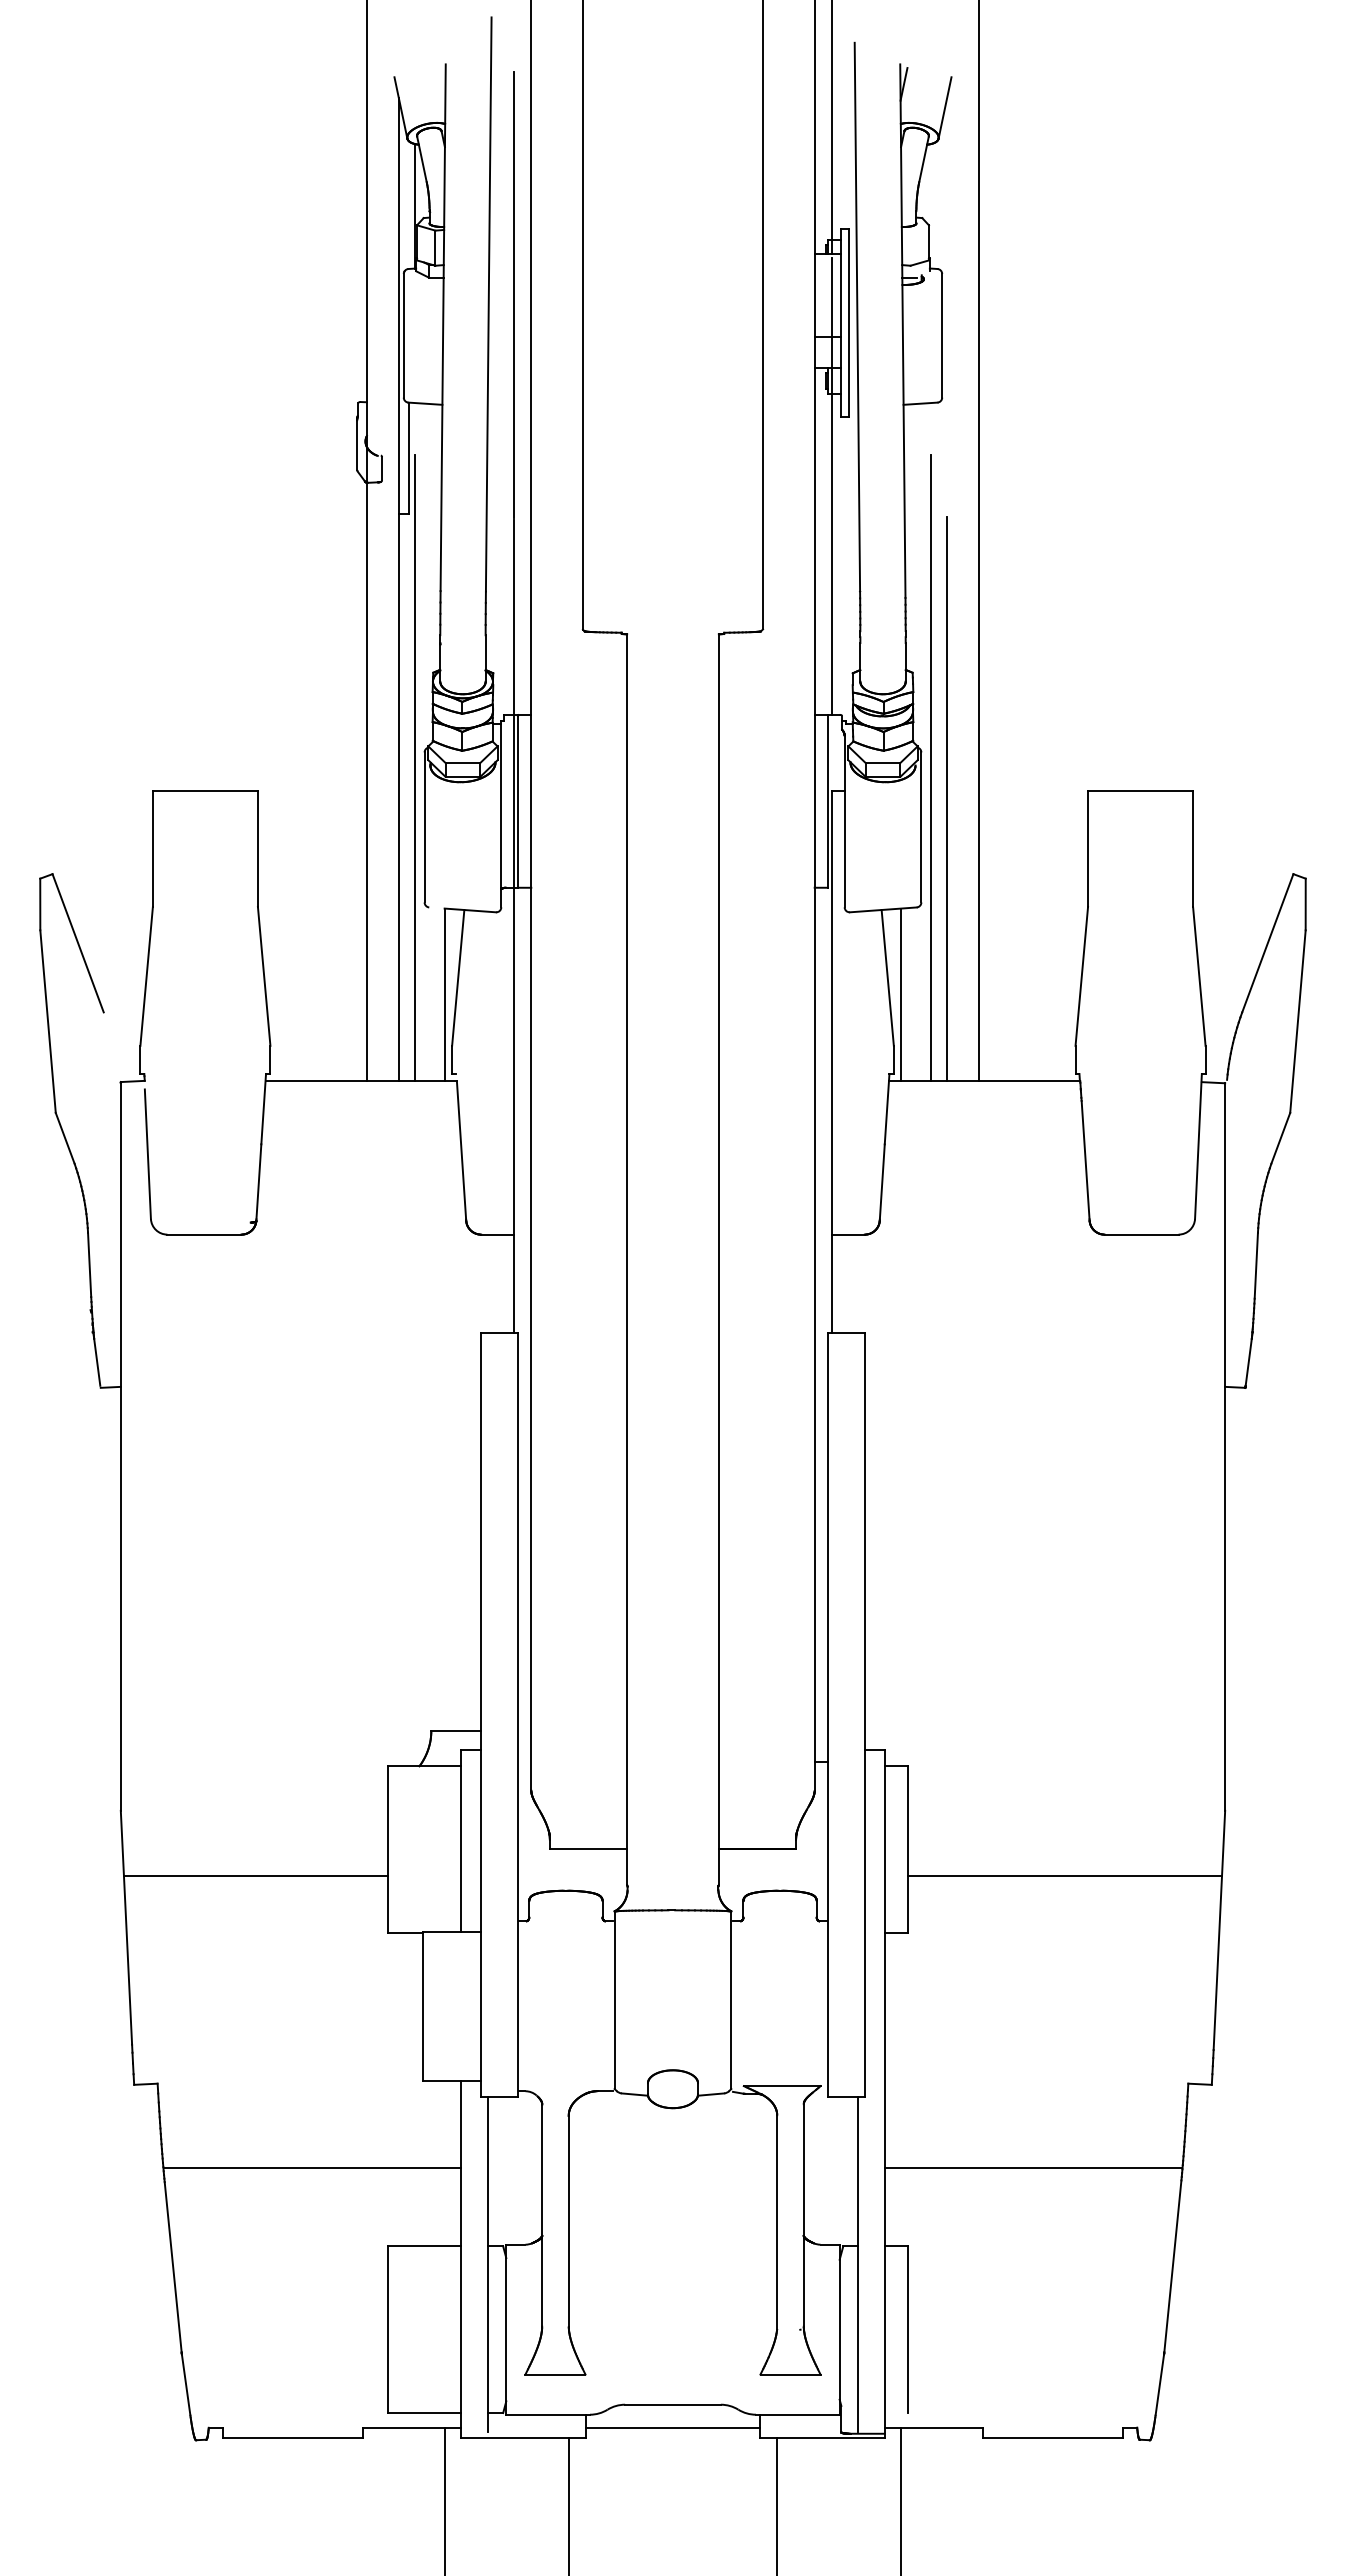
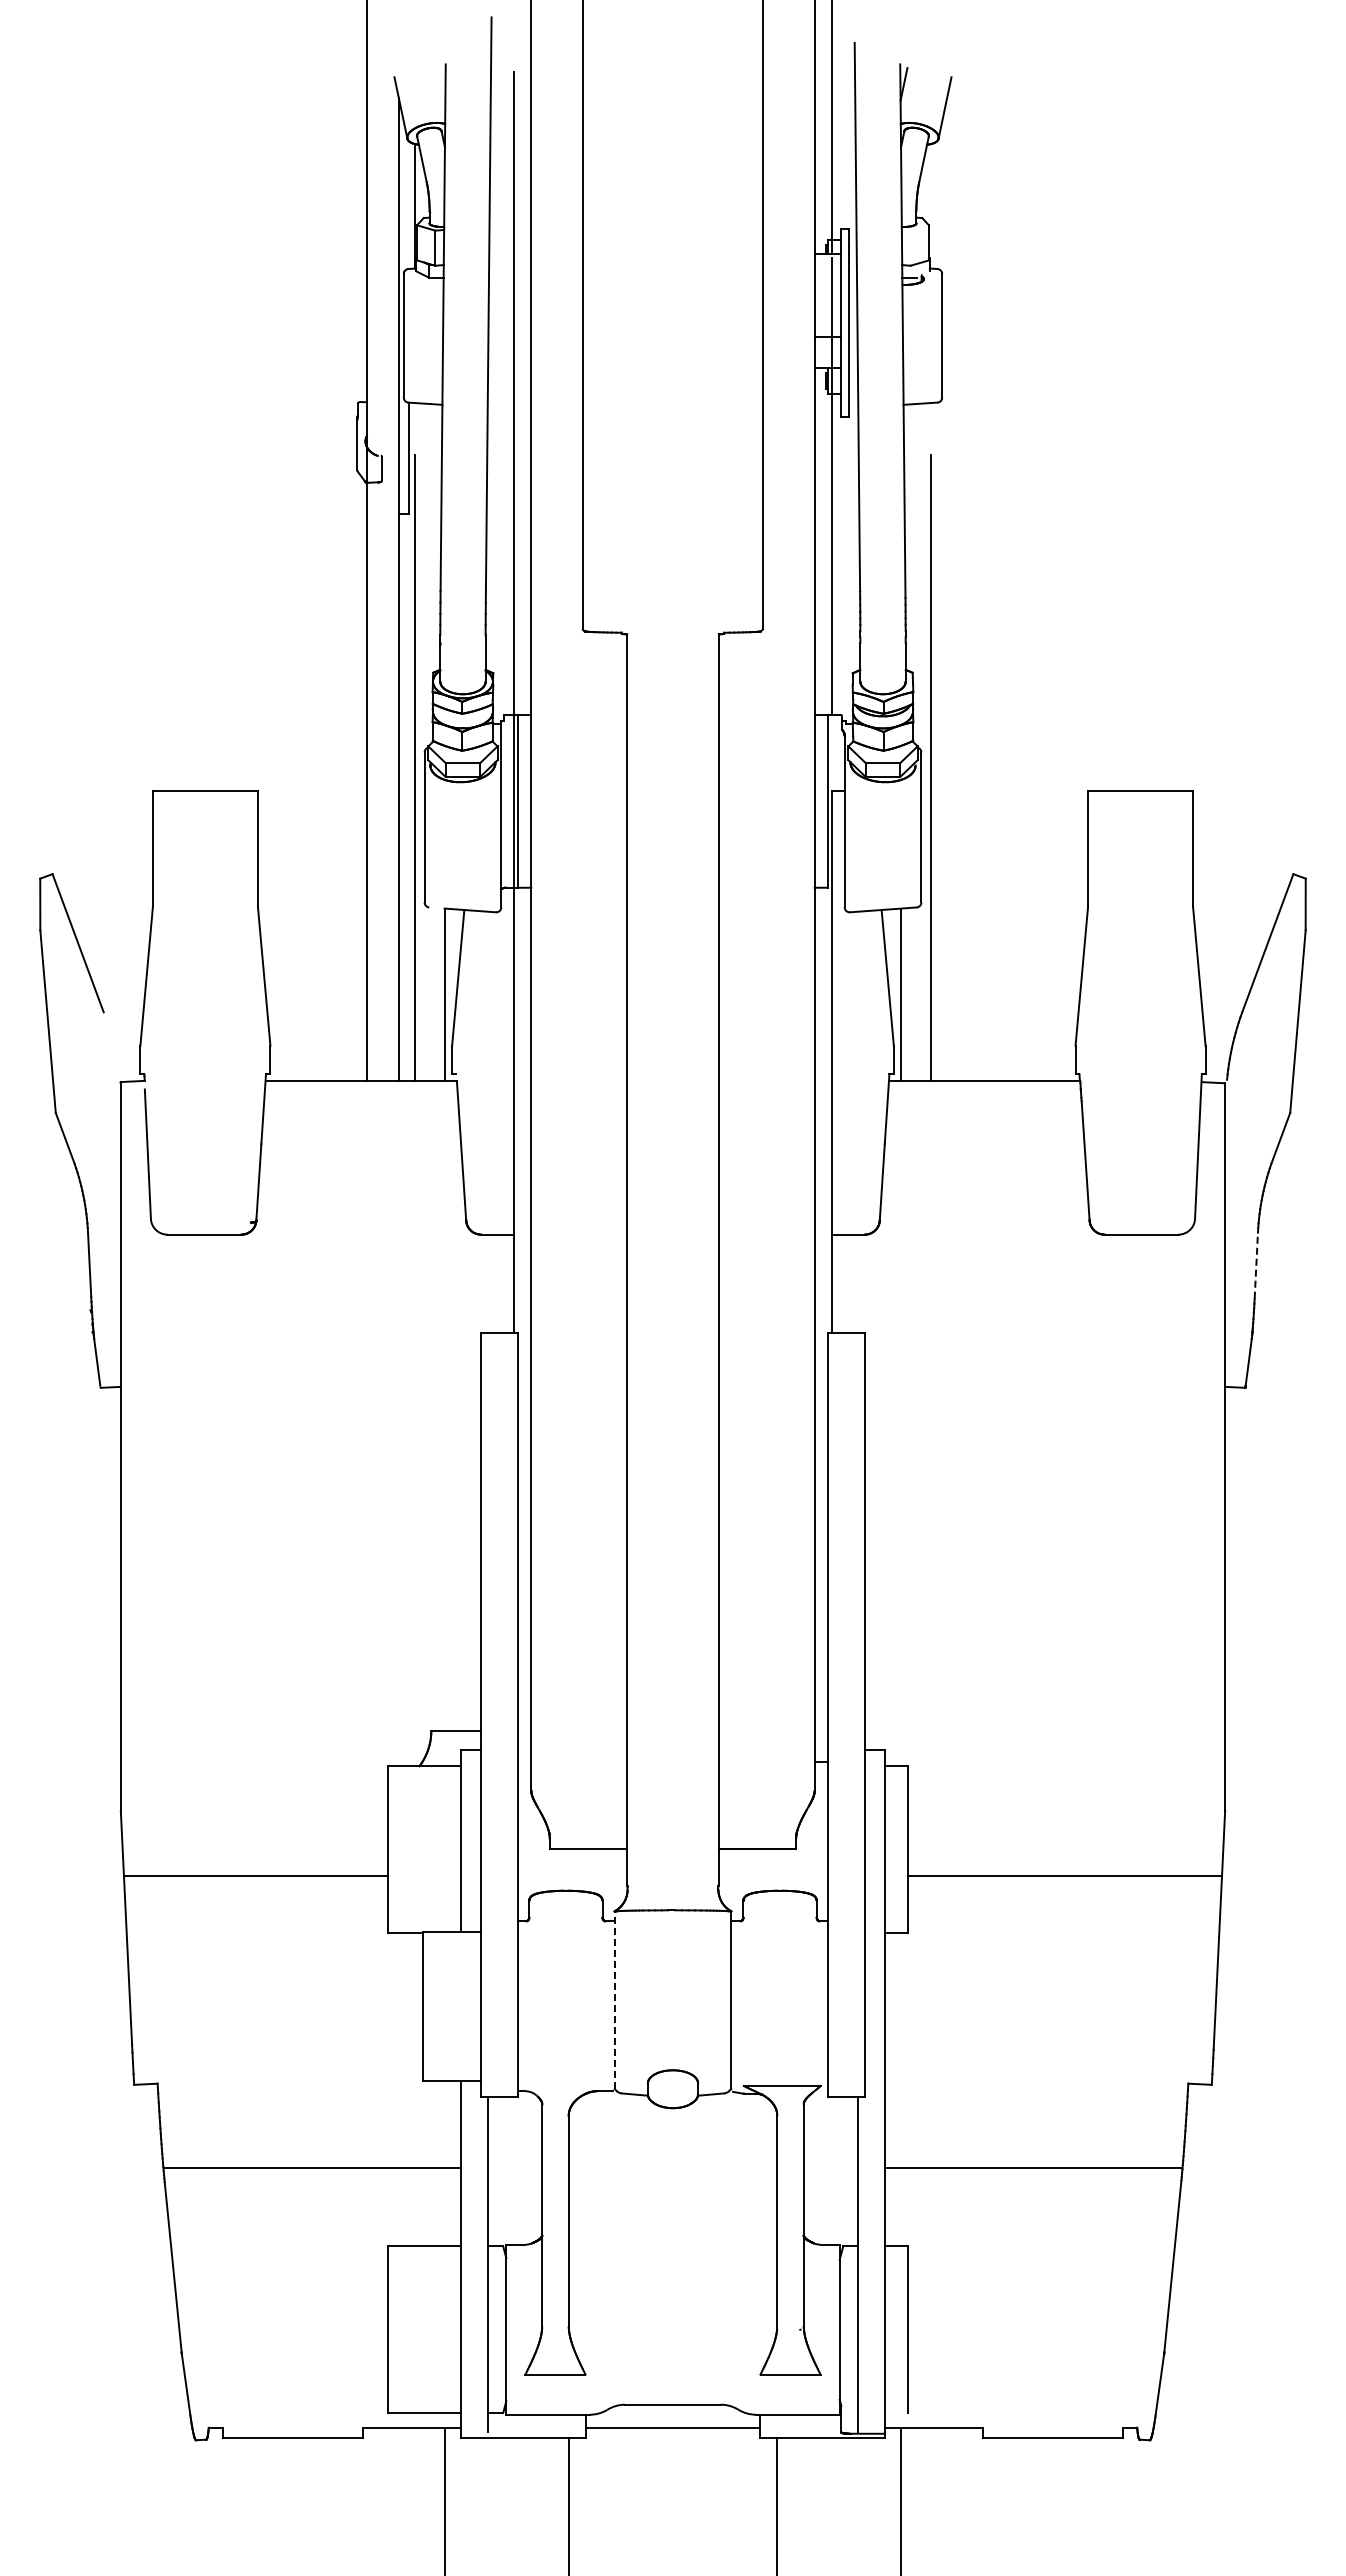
line: present -> none (979, 541)
line: present -> none (947, 799)
line: solid -> dashed (1256, 1265)
line: solid -> dashed (614, 2000)
